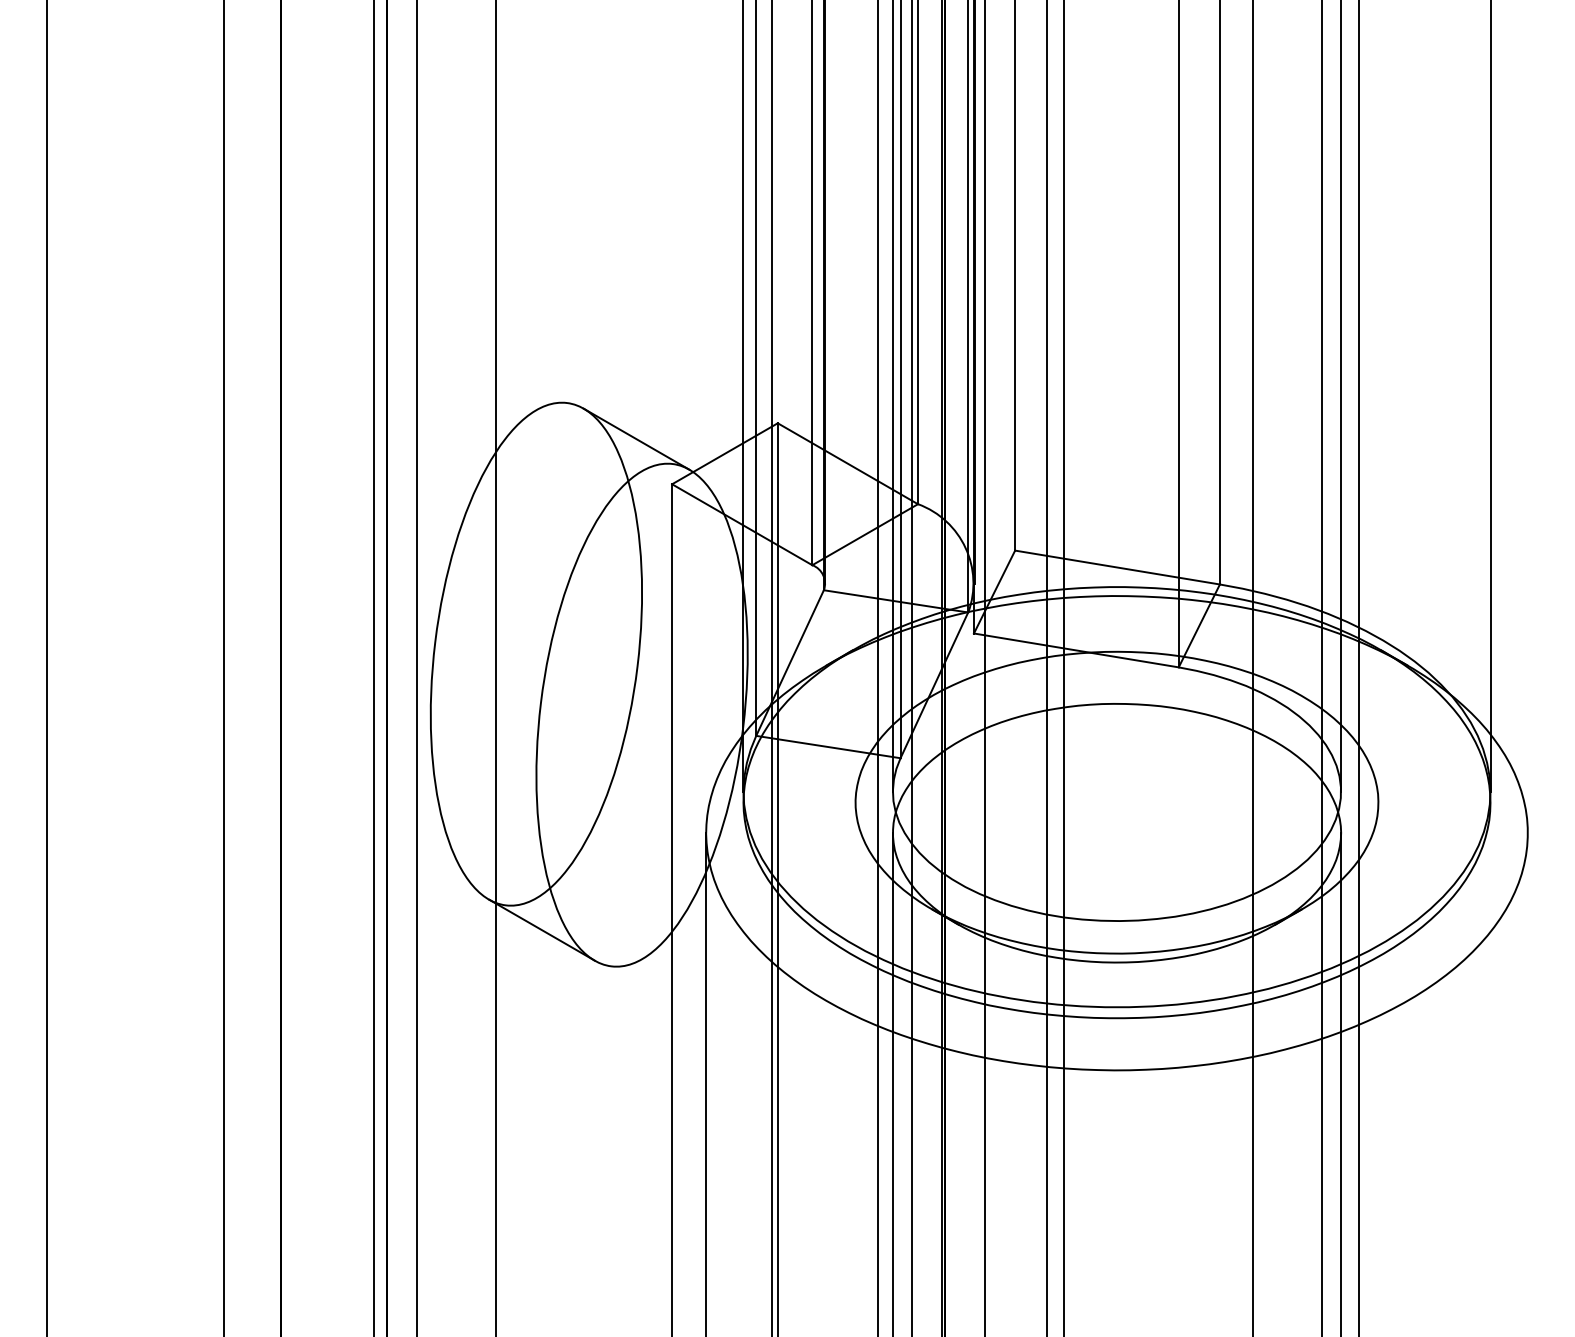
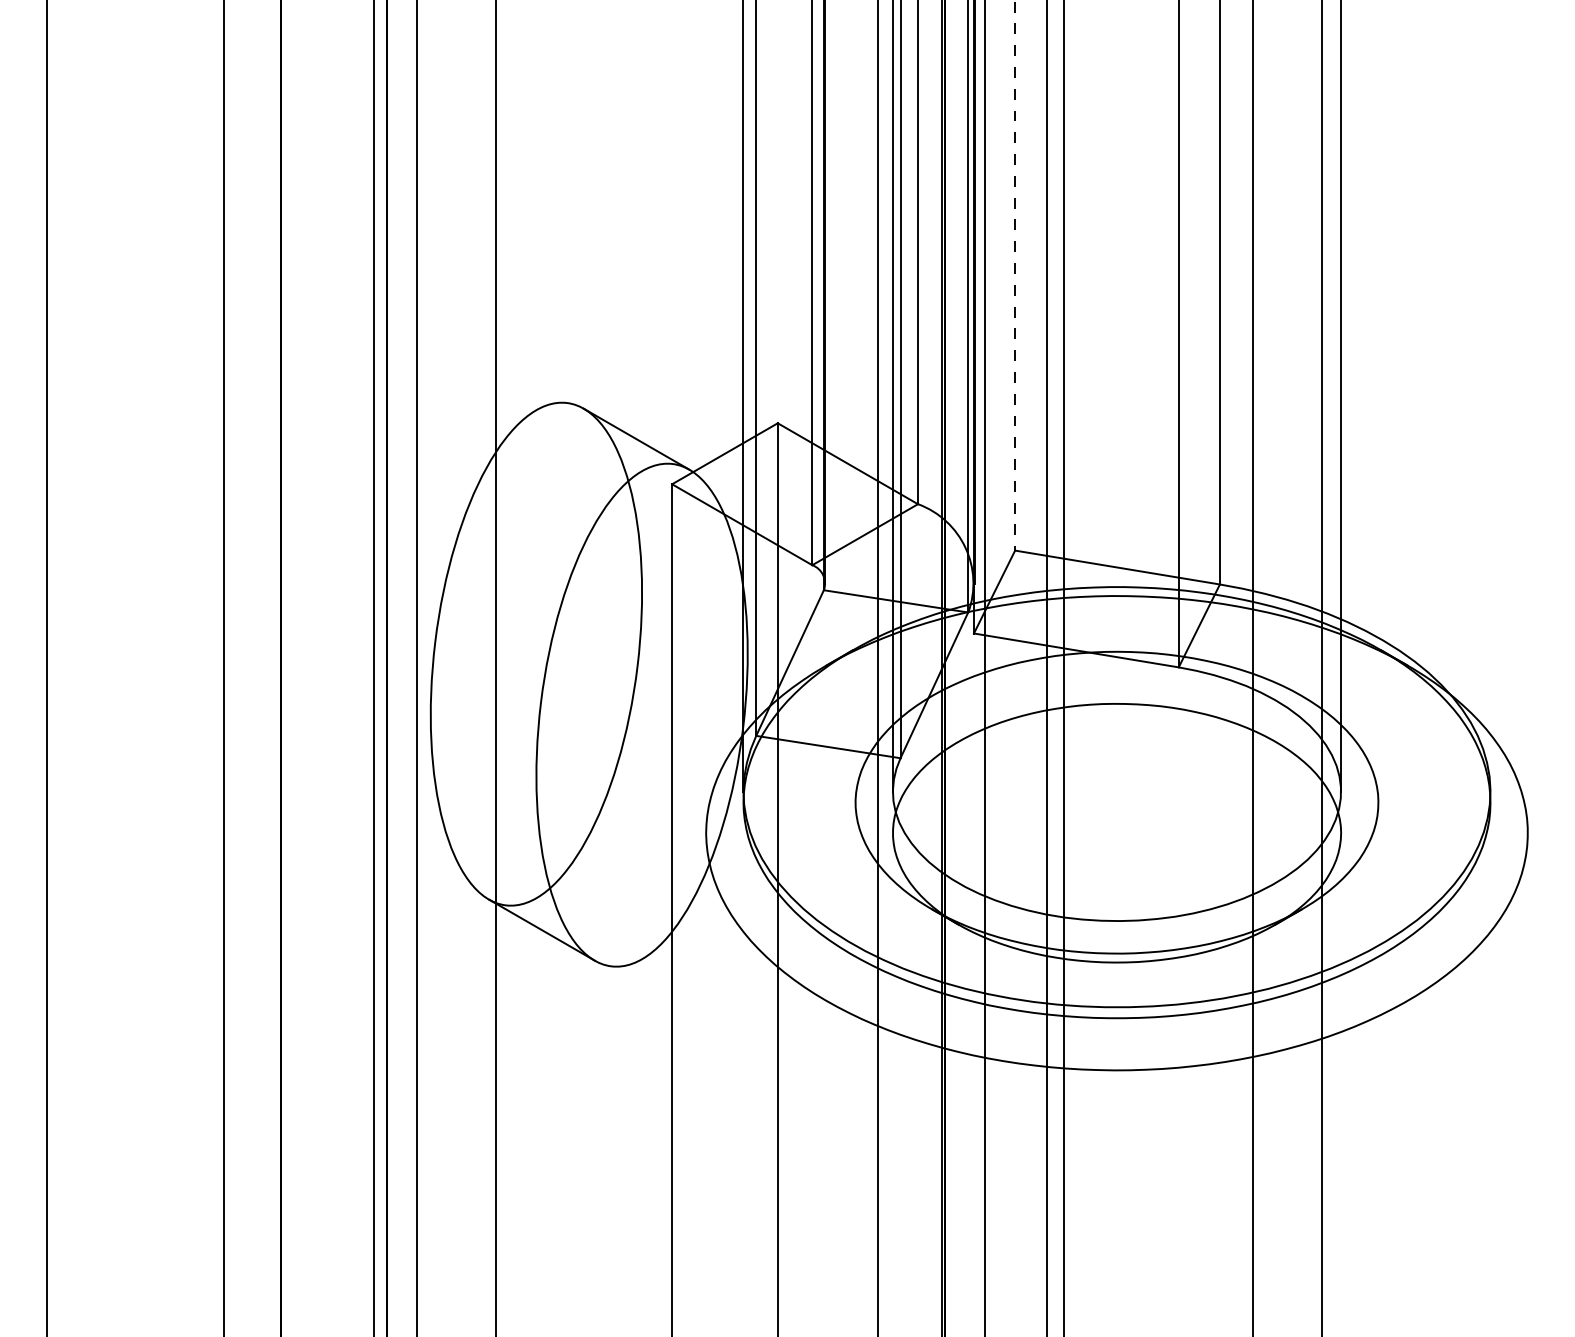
line: solid -> dashed (1015, 275)
line: present -> none (1490, 396)
line: present -> none (772, 667)
line: present -> none (911, 667)
line: present -> none (1358, 667)
line: present -> none (706, 1083)
line: present -> none (892, 1083)
line: present -> none (1341, 1083)
